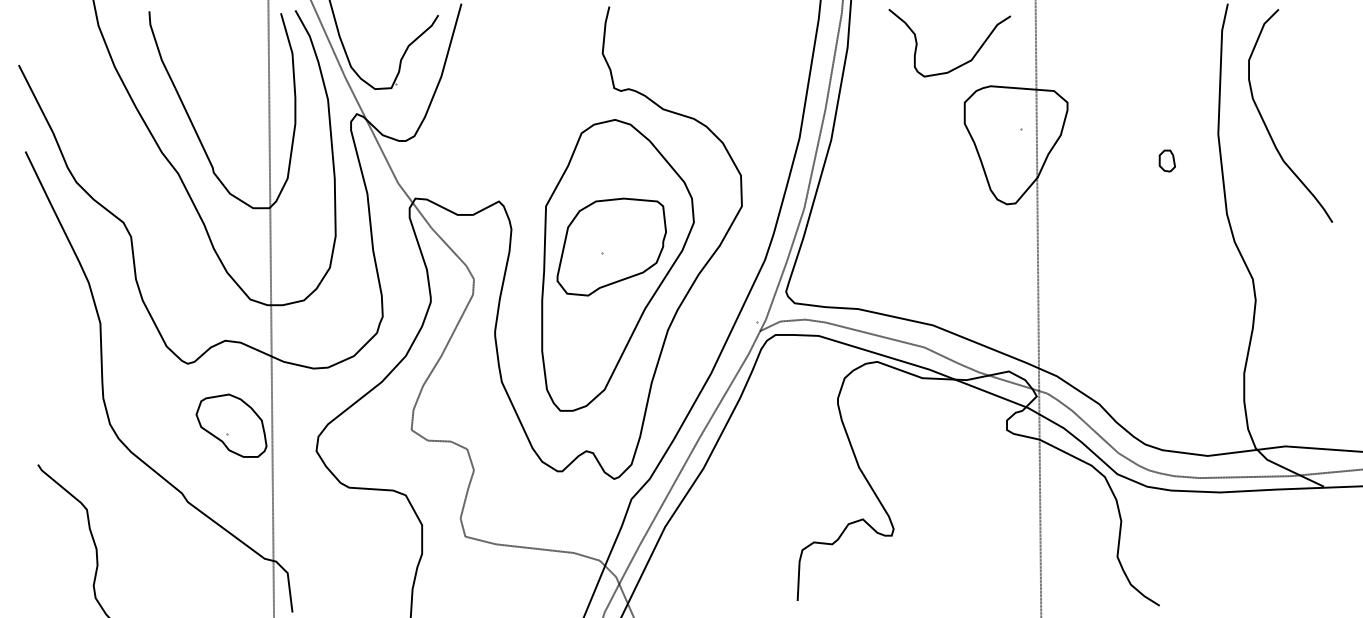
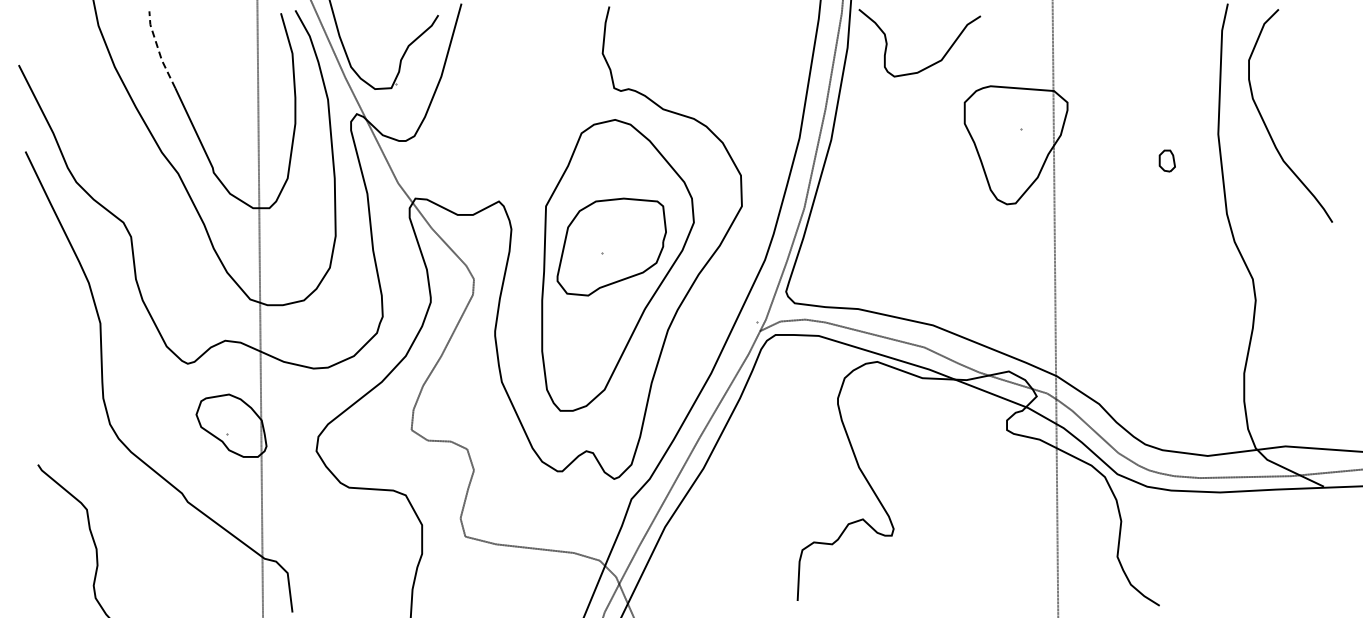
line: solid -> dashed (158, 50)
curve position: (959, 65) -> (929, 65) (929, 65)
line position: (271, 308) -> (260, 308) (260, 308)
line position: (1038, 308) -> (1055, 308) (1055, 308)
